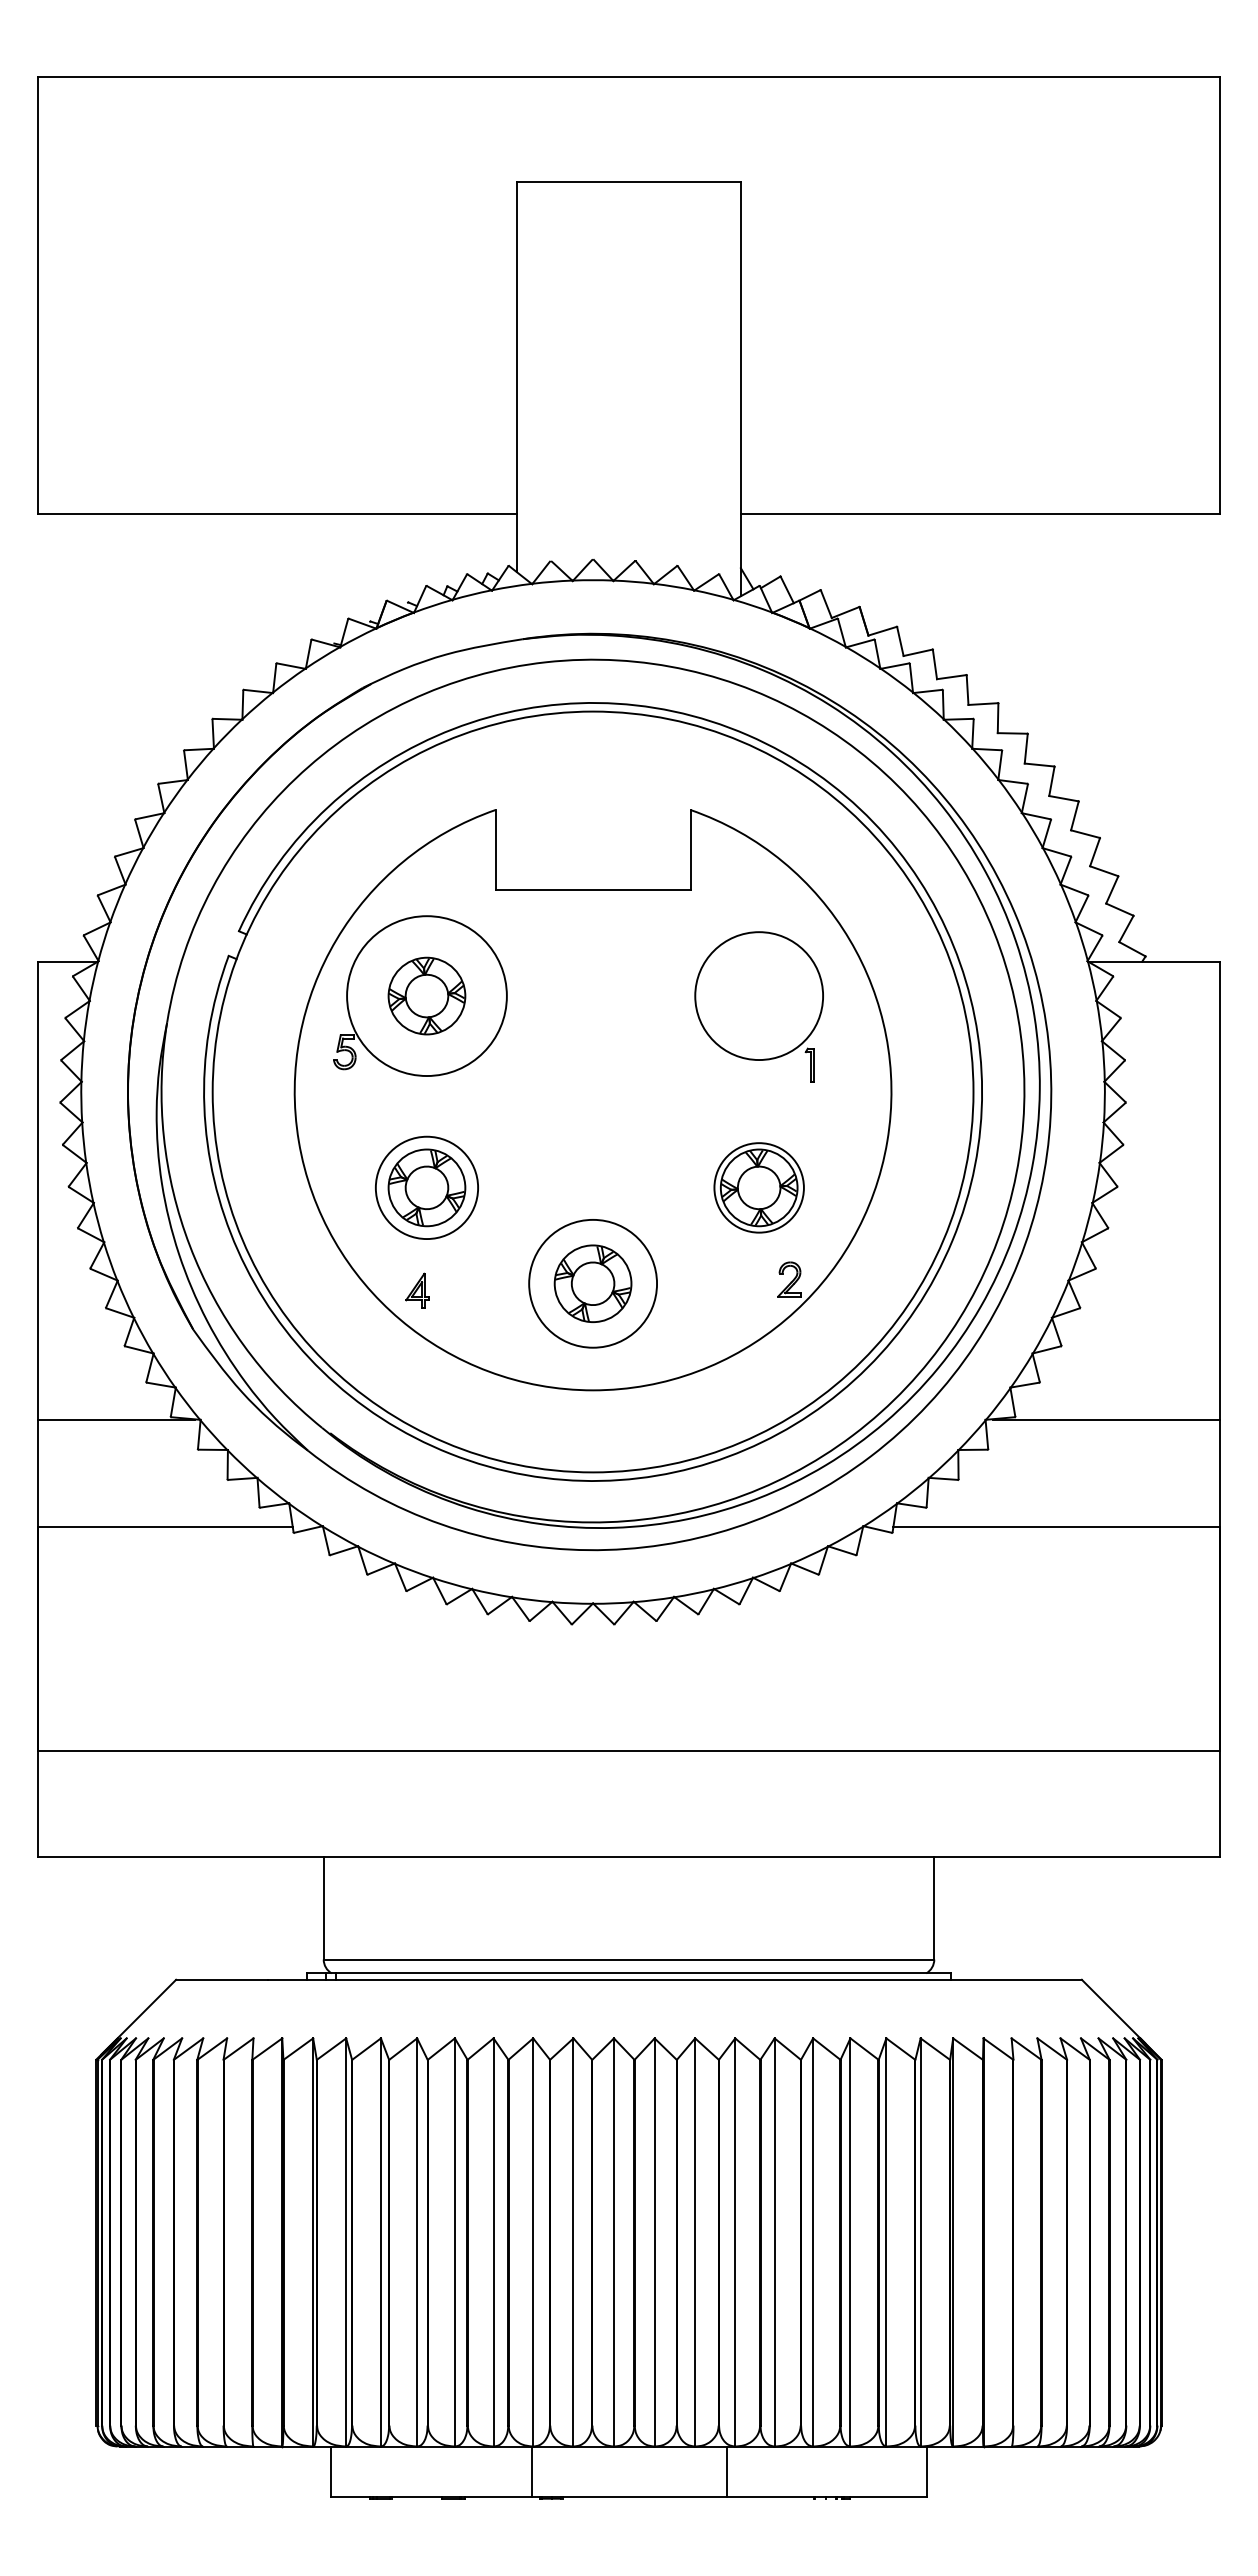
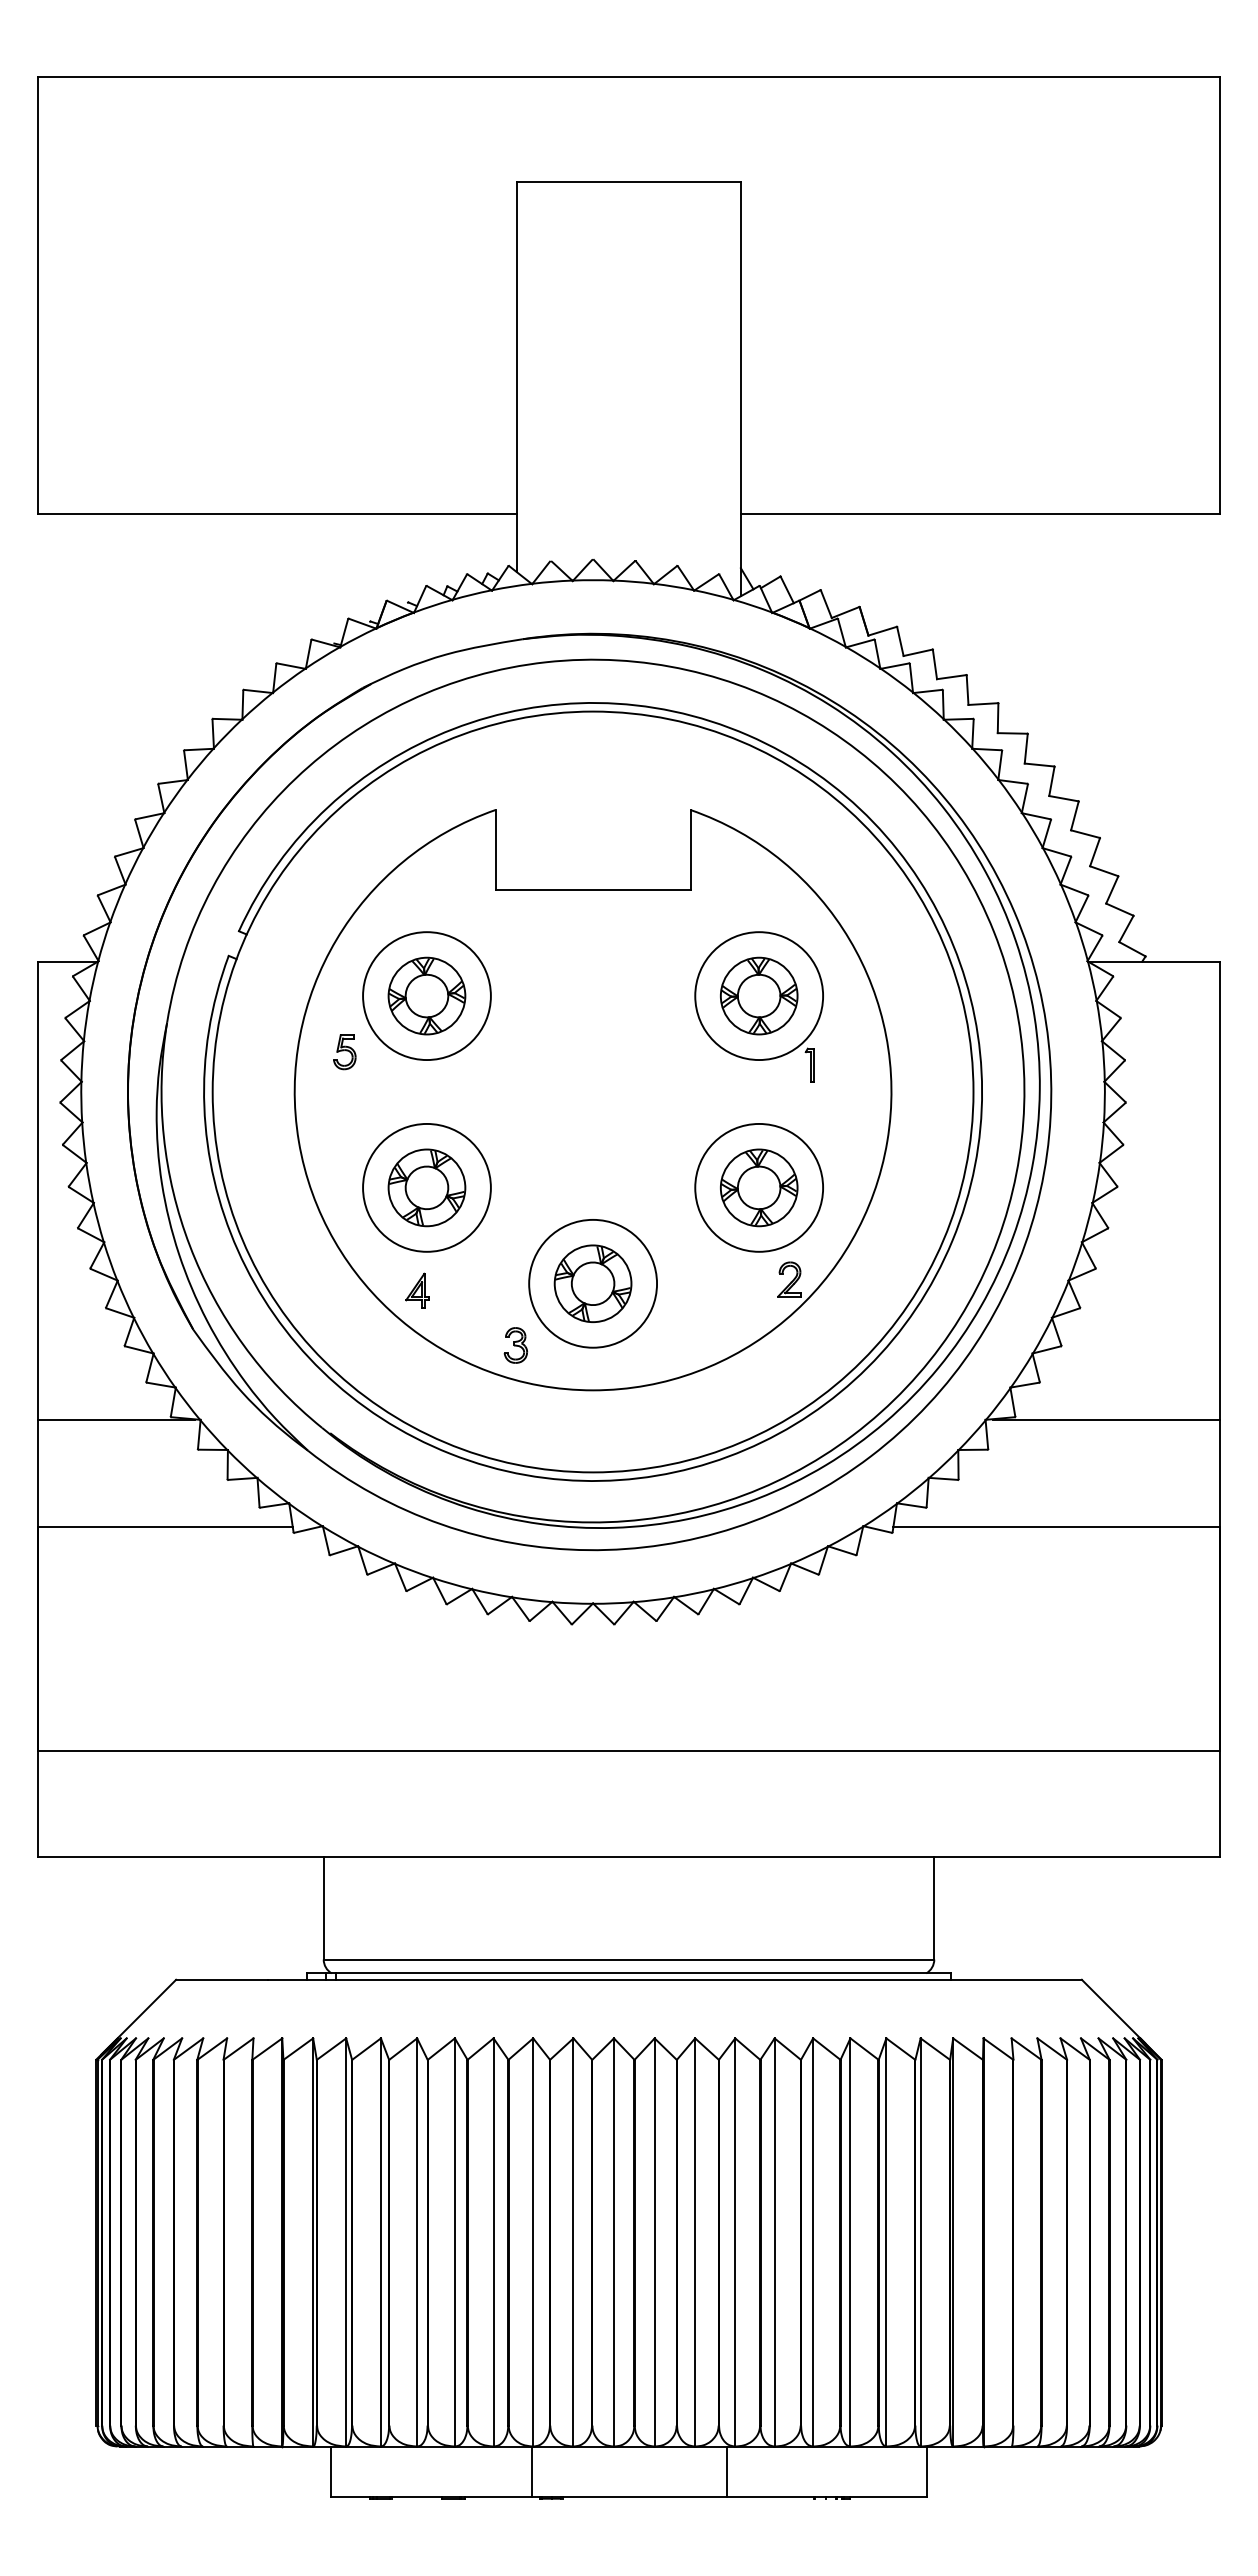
part: none -> present (759, 995)
circle diameter: 160 px -> 128 px (426, 996)
circle diameter: 102 px -> 128 px (426, 1187)
circle diameter: 90 px -> 128 px (759, 1187)
part: none -> present (515, 1345)
